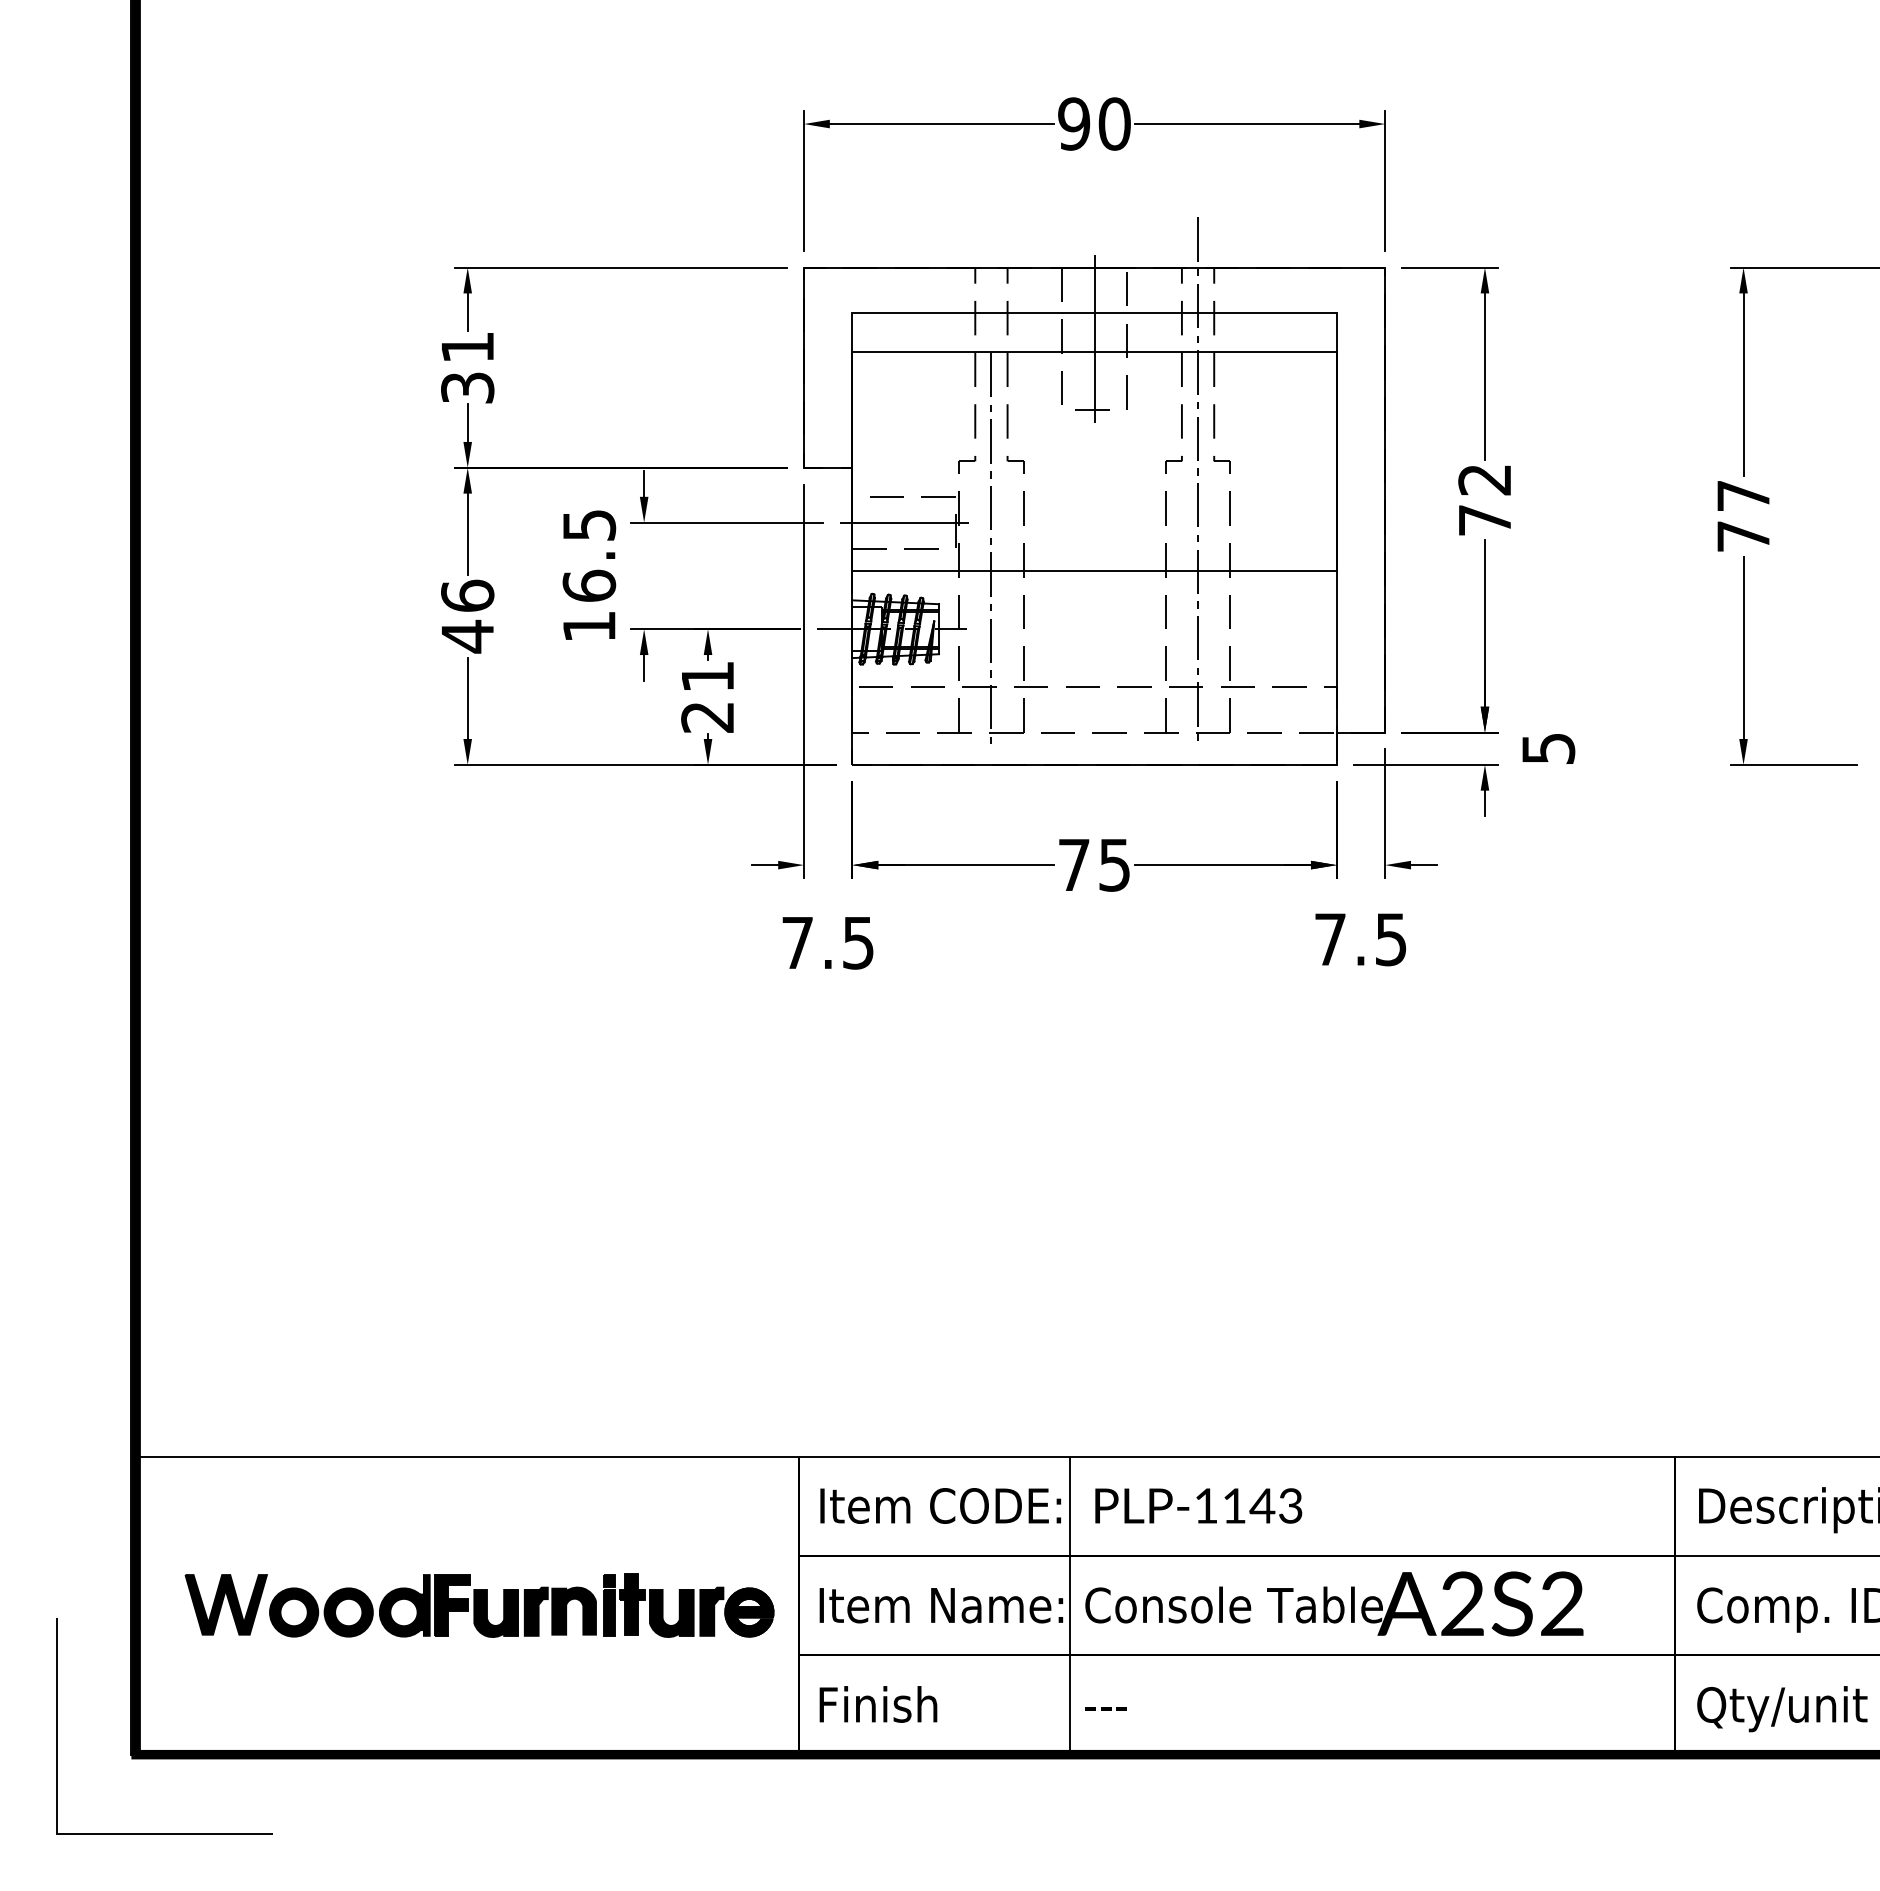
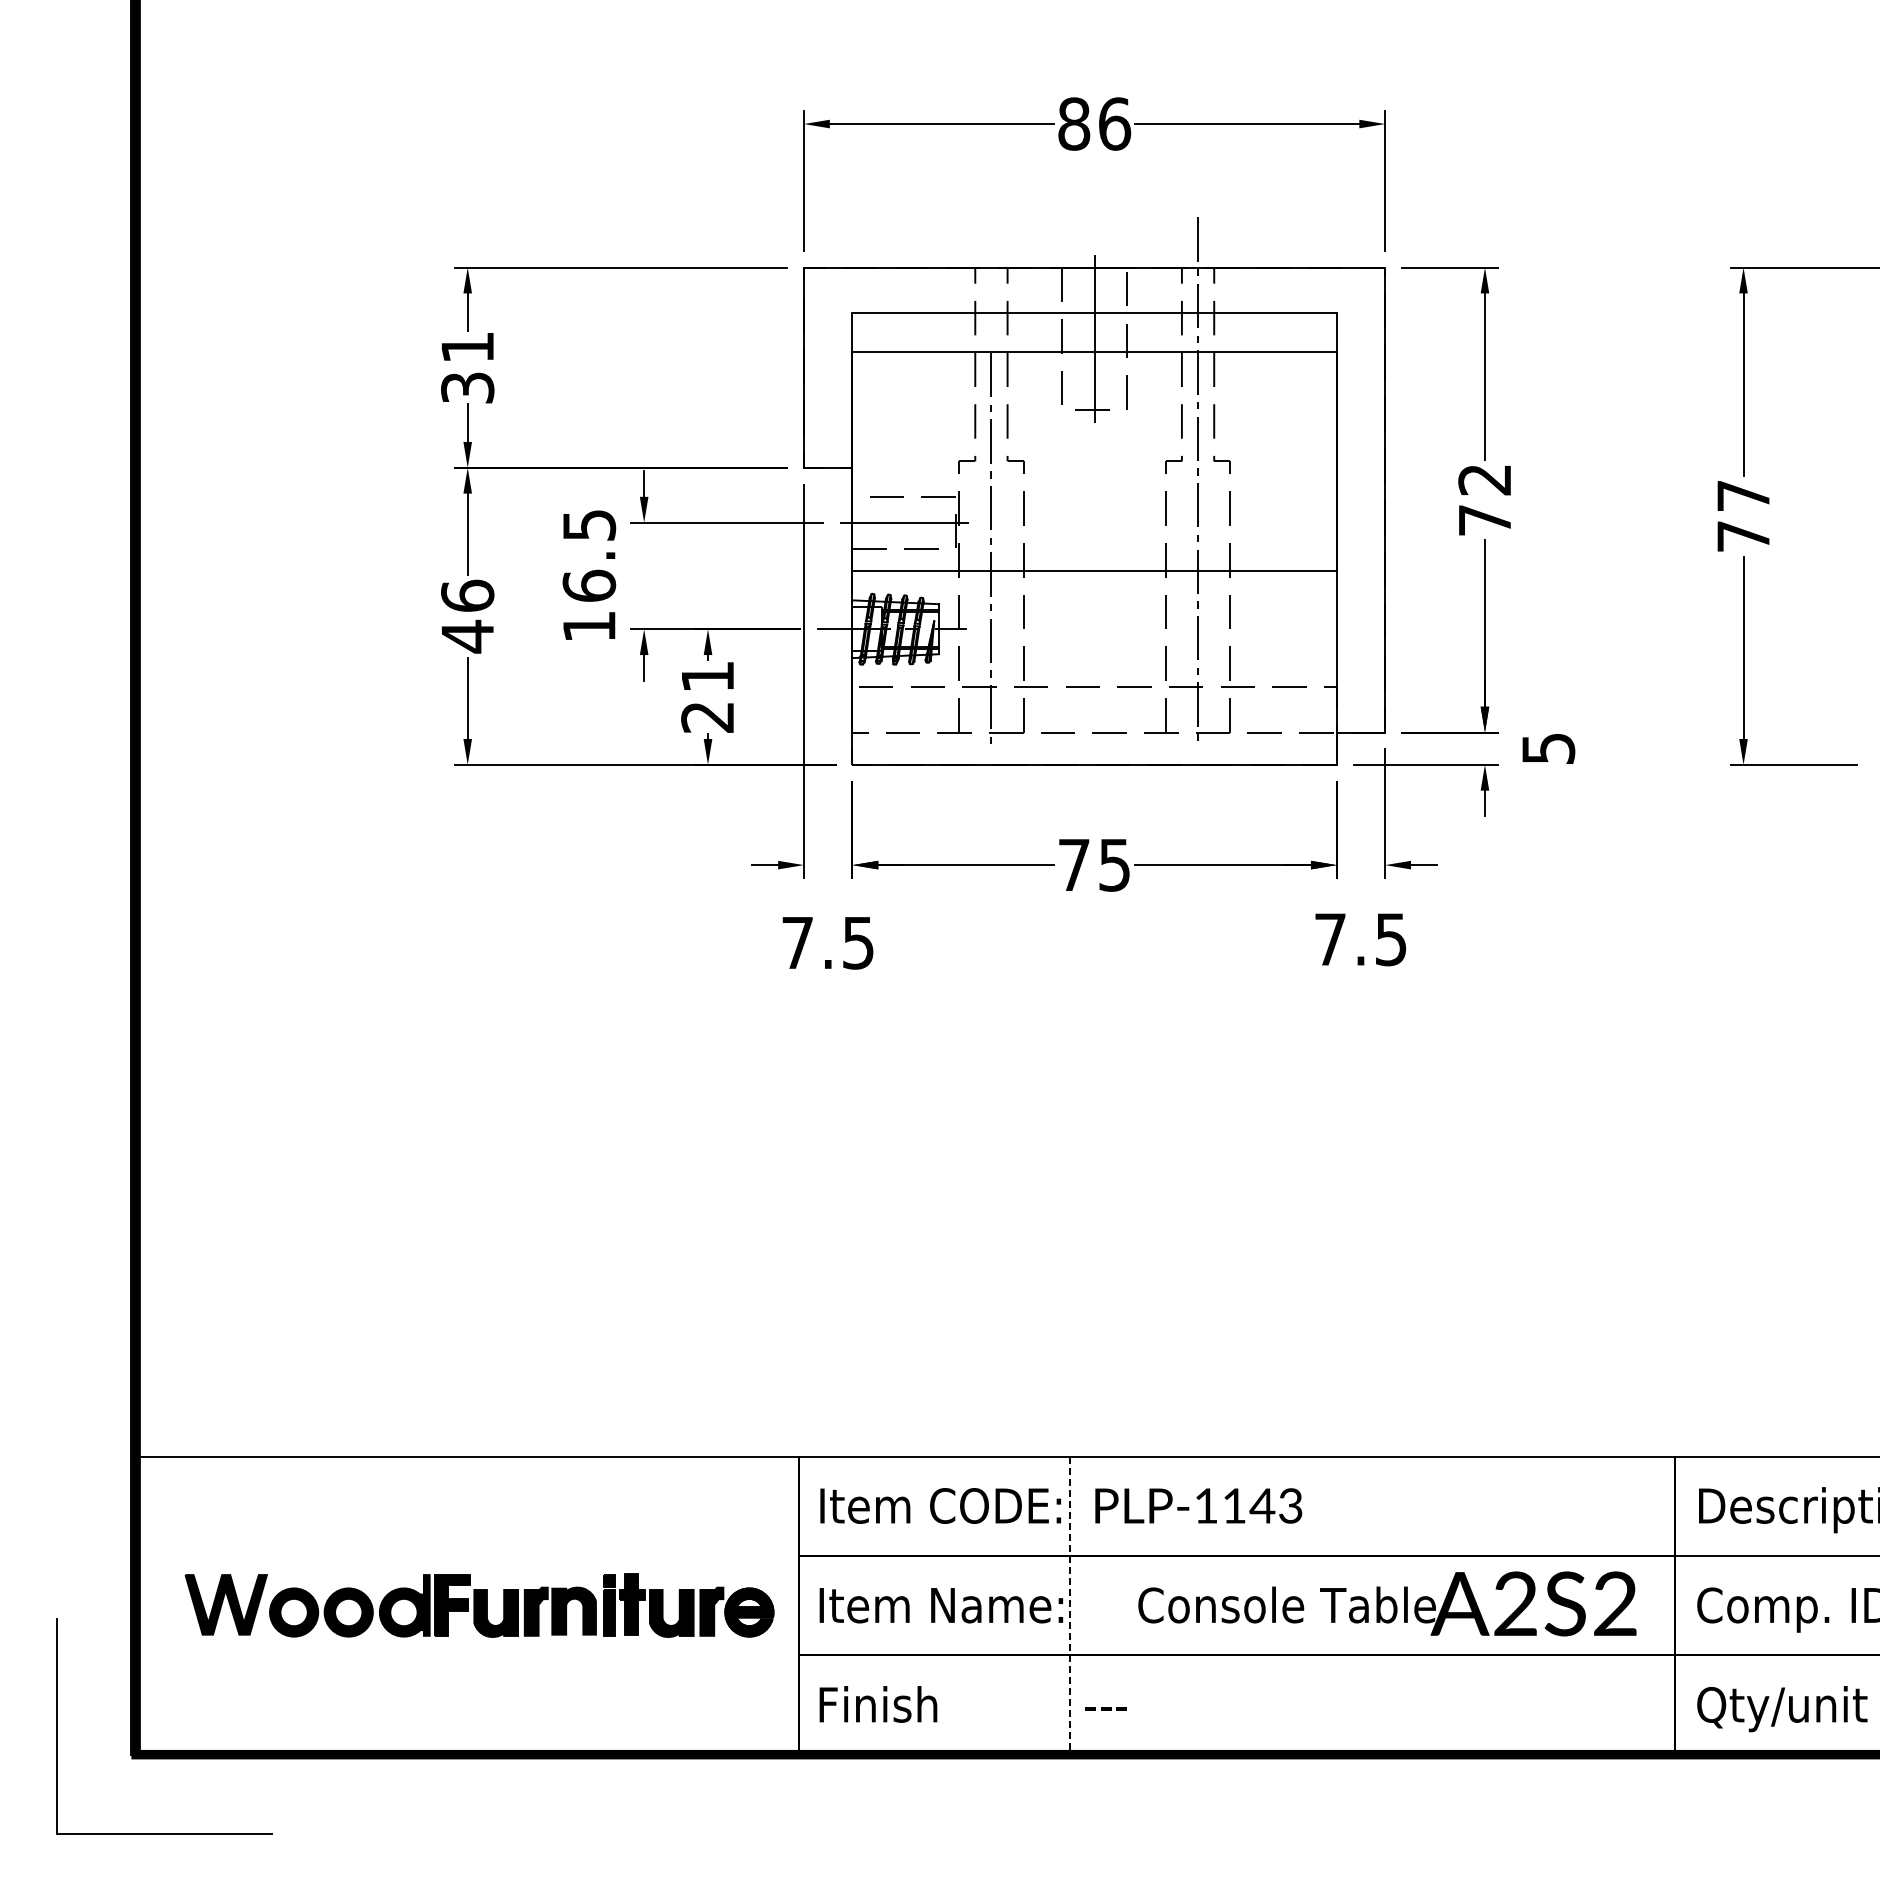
text: 90 -> 86 (1094, 123)
text position: (1334, 1603) -> (1387, 1603) (1387, 1603)
line: solid -> dashed (1069, 1606)
